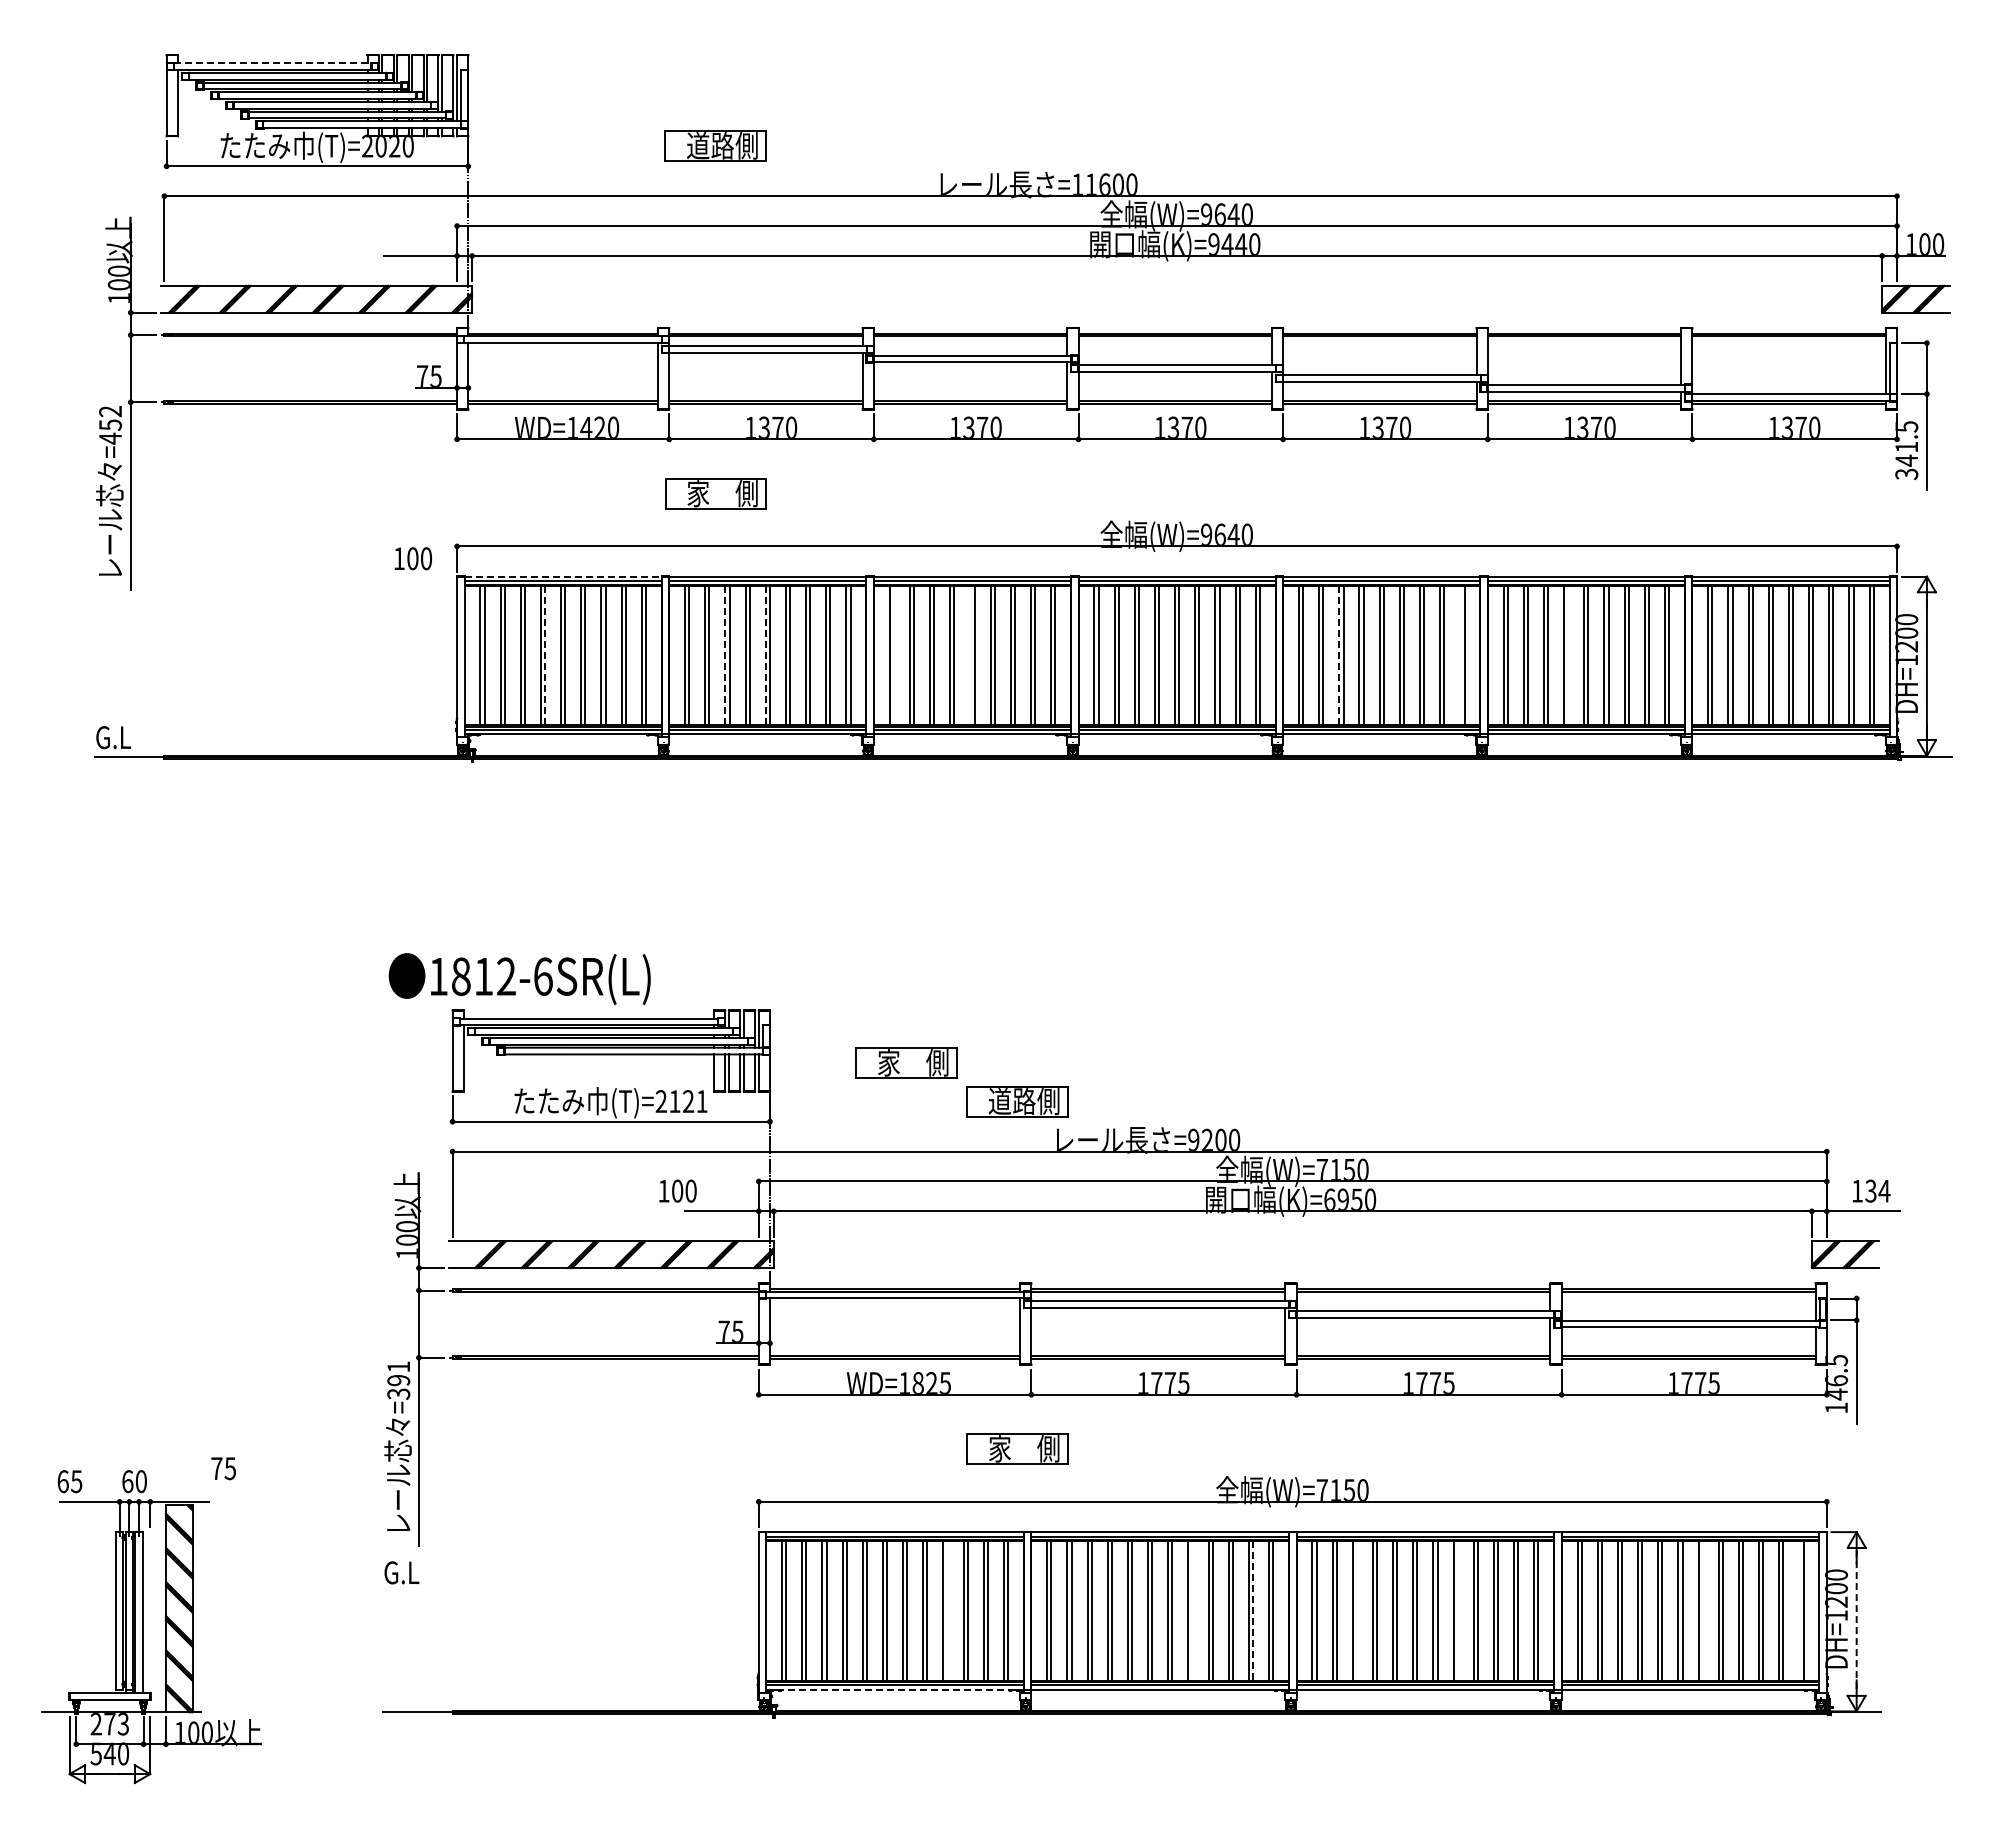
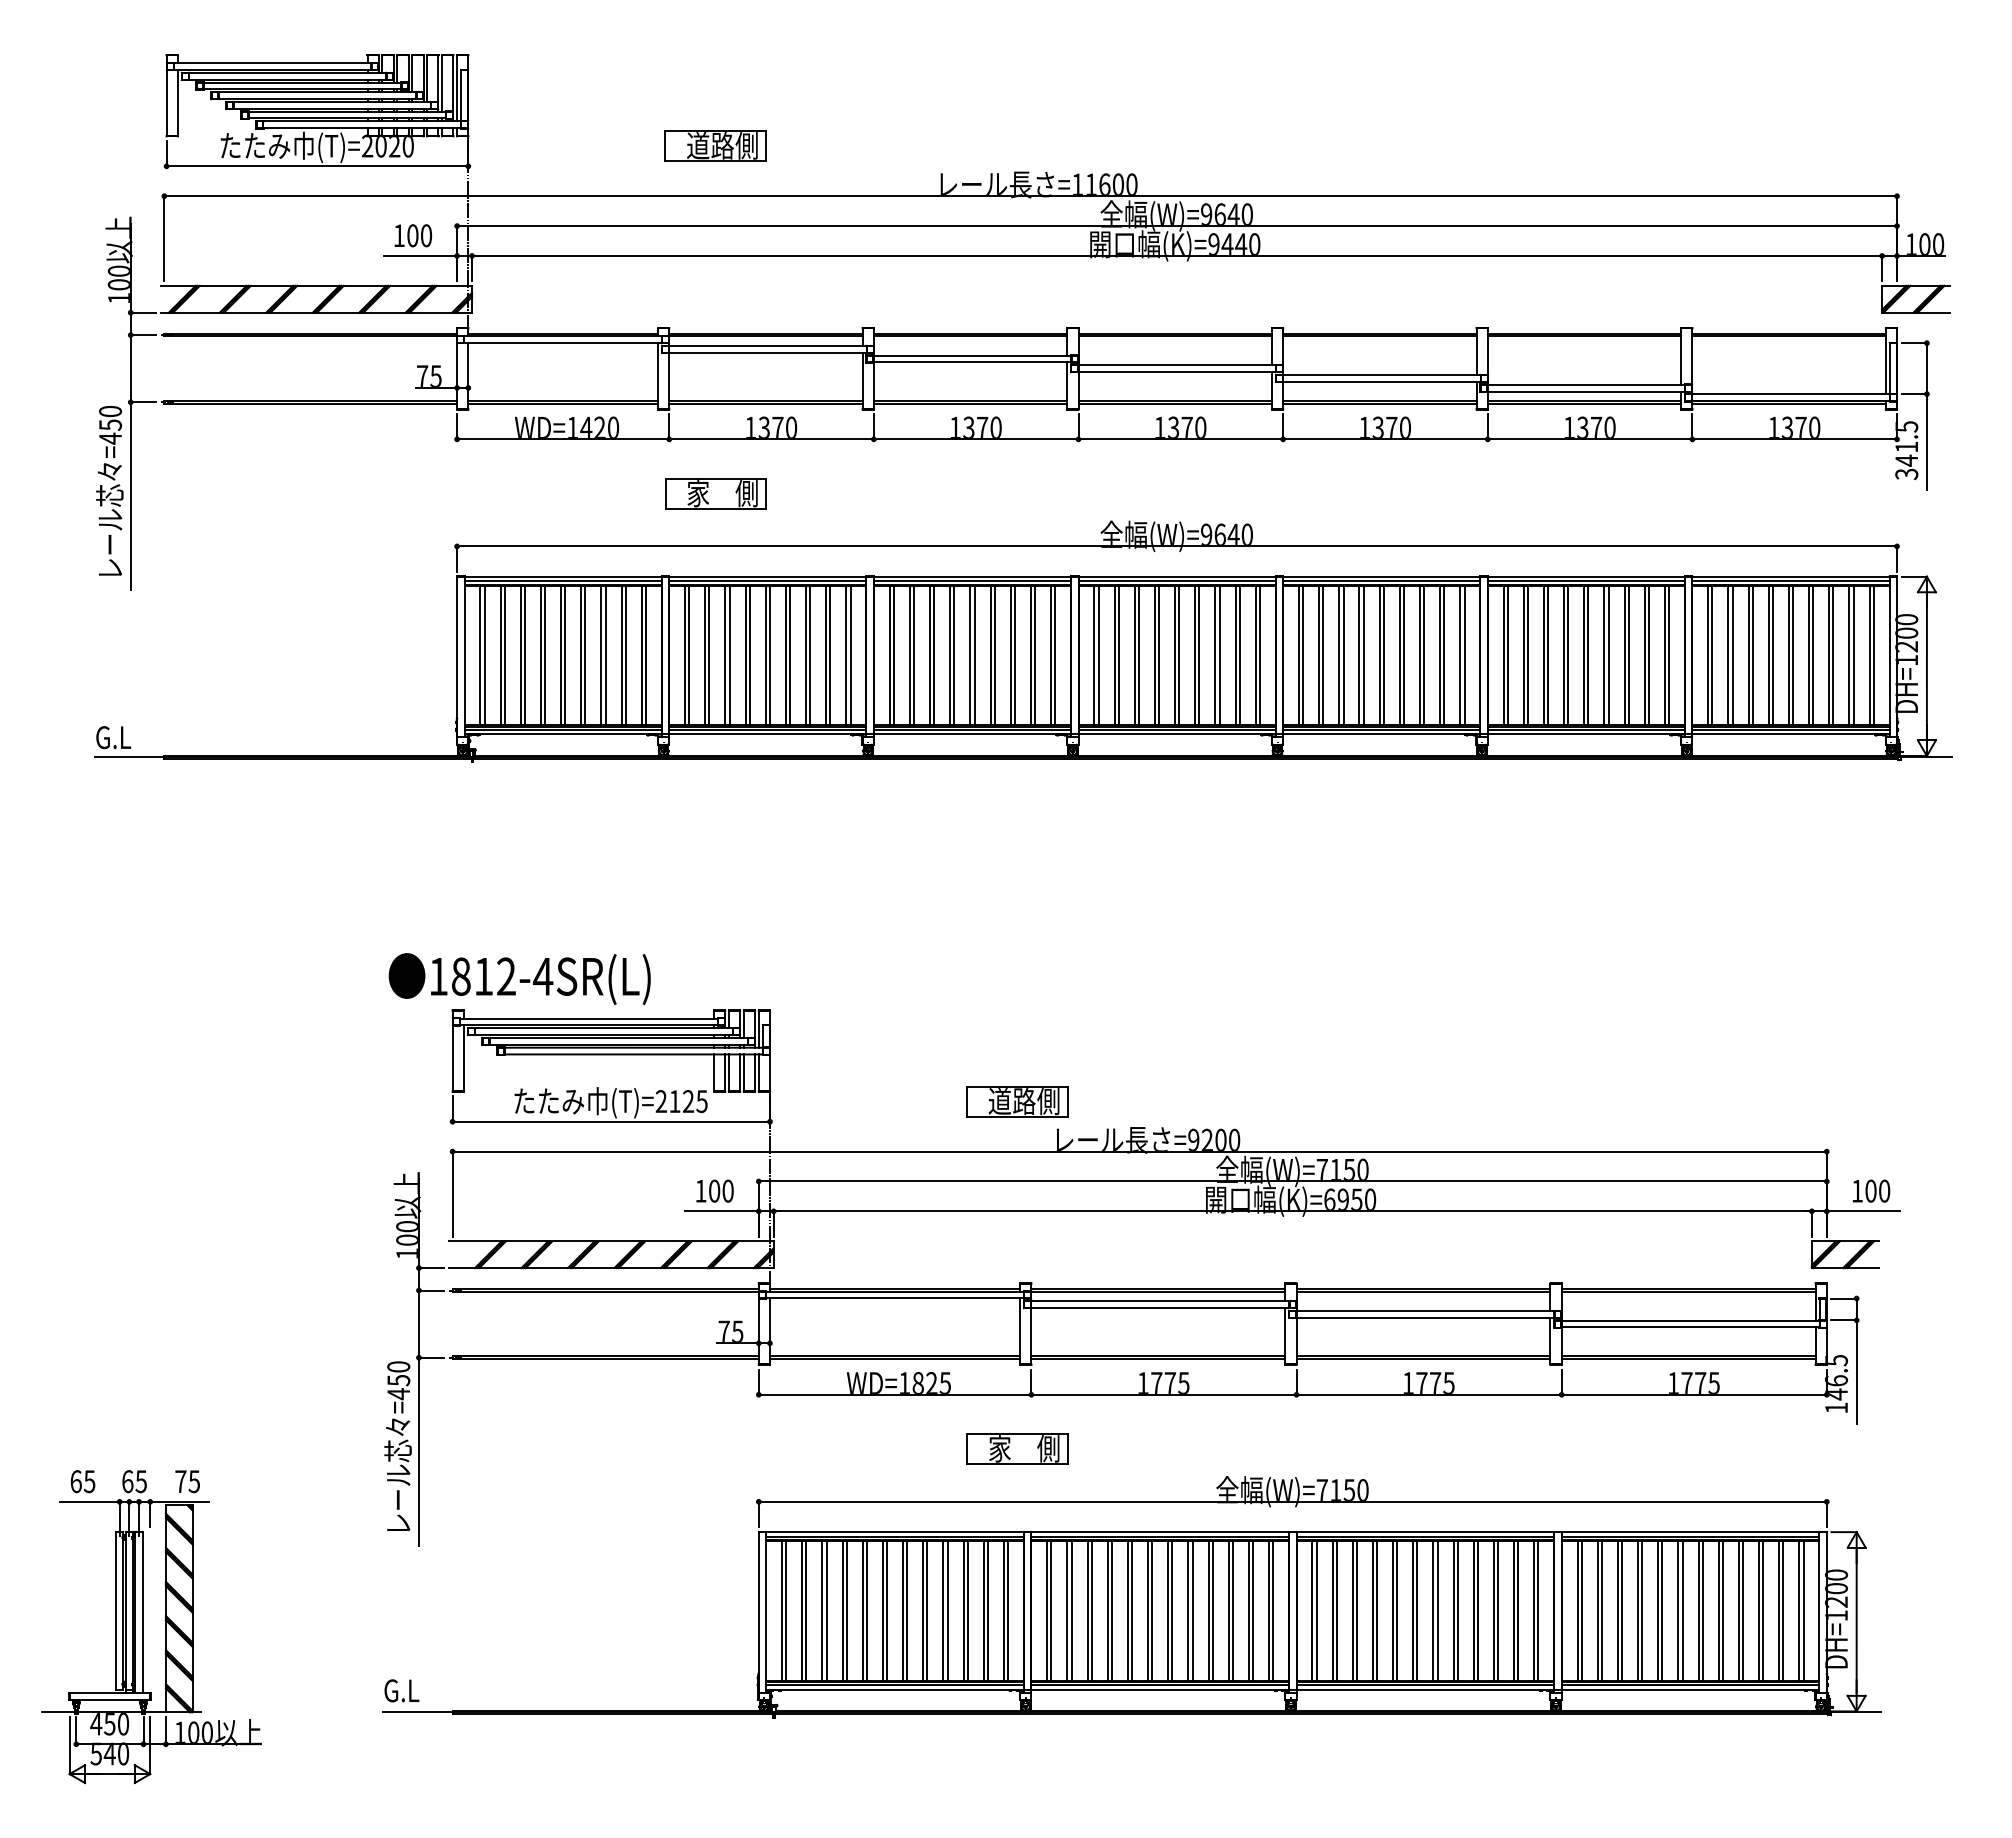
line: dashed -> solid (272, 63)
text: =452 -> =450 (110, 411)
text position: (412, 558) -> (412, 235) (412, 235)
line: dashed -> solid (563, 576)
line: dashed -> solid (545, 655)
line: dashed -> solid (725, 655)
line: dashed -> solid (765, 655)
line: none -> present (893, 655)
line: none -> present (970, 655)
line: dashed -> solid (1339, 655)
line: none -> present (1460, 655)
line: none -> present (1568, 655)
text: 1812-6SR(L) -> 1812-4SR(L) (542, 976)
part: present -> none (906, 1062)
text: (T)=2121 -> (T)=2125 (701, 1101)
text position: (677, 1190) -> (714, 1190) (714, 1190)
text: 134 -> 100 (1877, 1190)
text: =391 -> =450 (398, 1380)
text position: (223, 1468) -> (187, 1481) (187, 1481)
text position: (69, 1481) -> (82, 1481) (82, 1481)
text: 60 -> 65 (140, 1481)
text position: (401, 1572) -> (401, 1690) (401, 1690)
line: none -> present (947, 1610)
line: none -> present (1192, 1610)
line: none -> present (1356, 1610)
line: none -> present (1457, 1610)
line: none -> present (1702, 1610)
line: none -> present (1799, 1610)
line: dashed -> solid (1253, 1611)
line: dashed -> solid (1856, 1621)
line: dashed -> solid (895, 1689)
text: 273 -> 450 (109, 1724)
